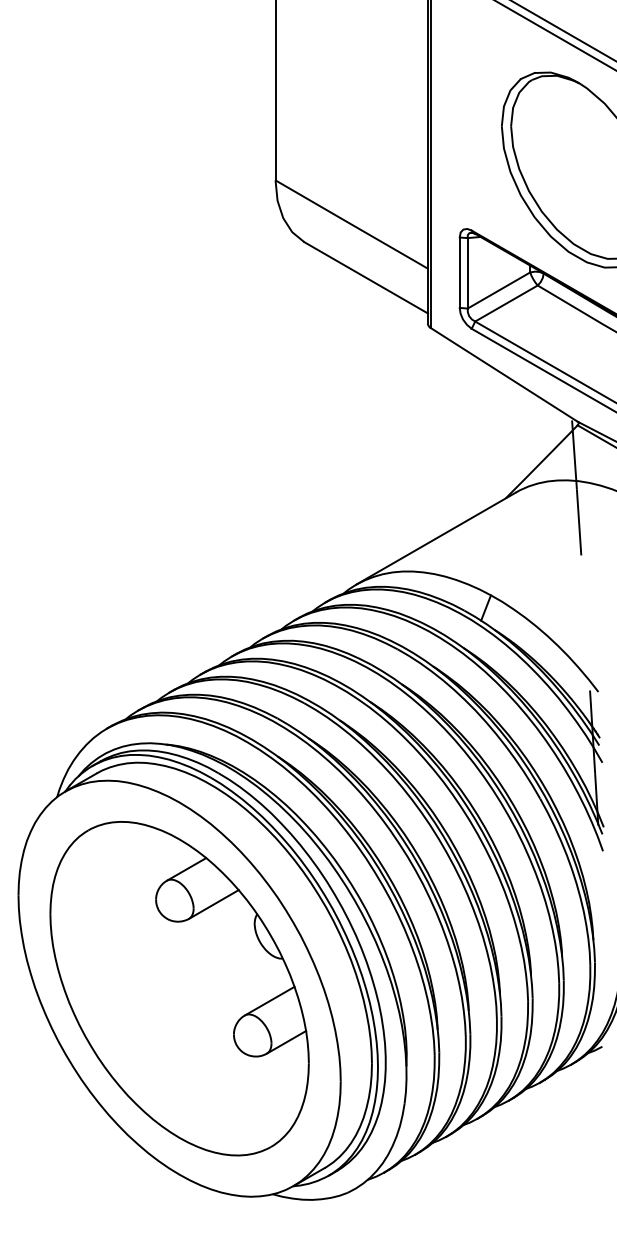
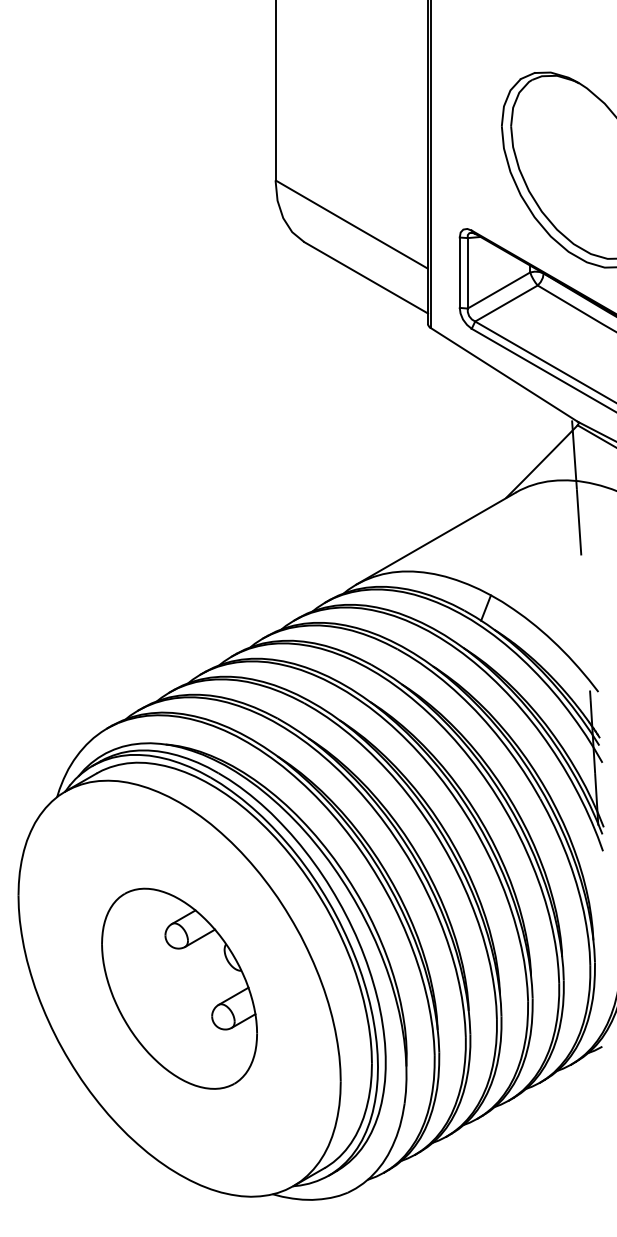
line: present -> none (563, 30)
line: present -> none (555, 35)
part size: 261x336 px -> 157x203 px (179, 988)
